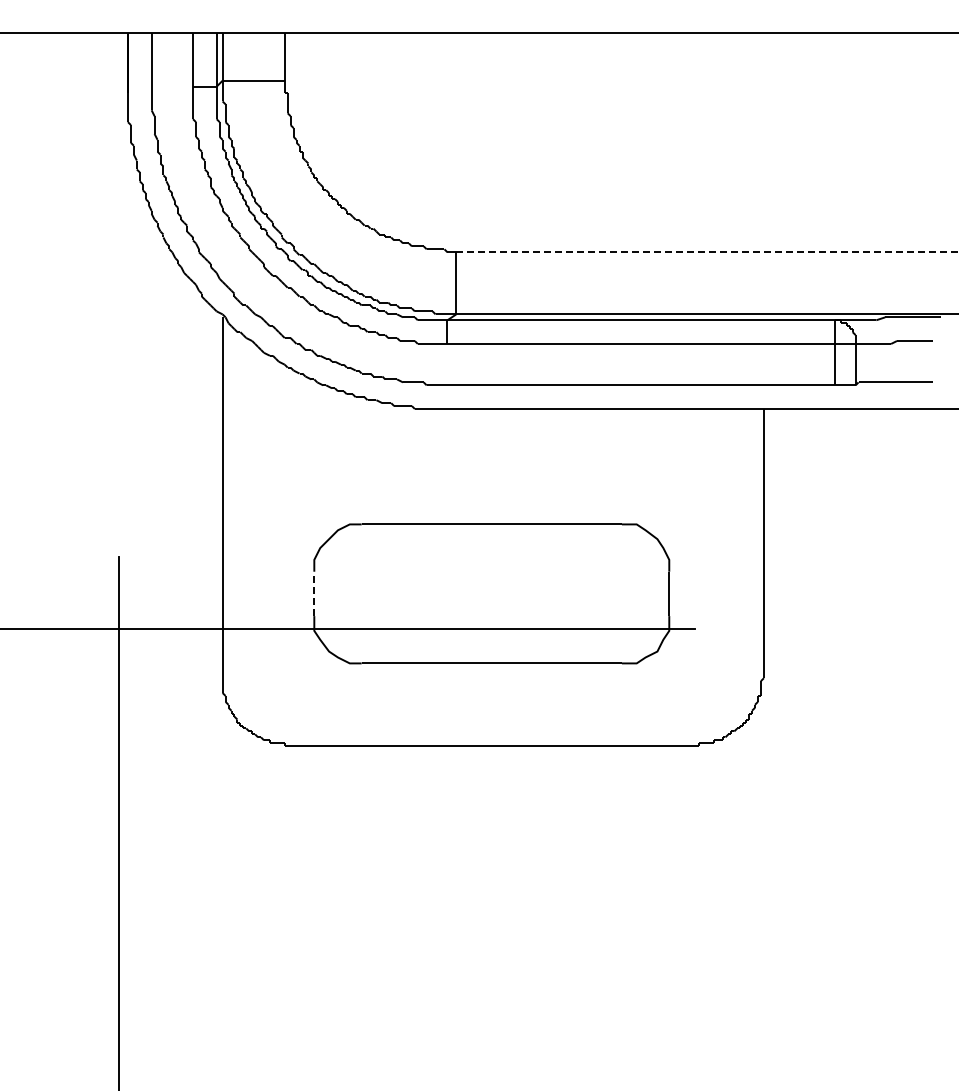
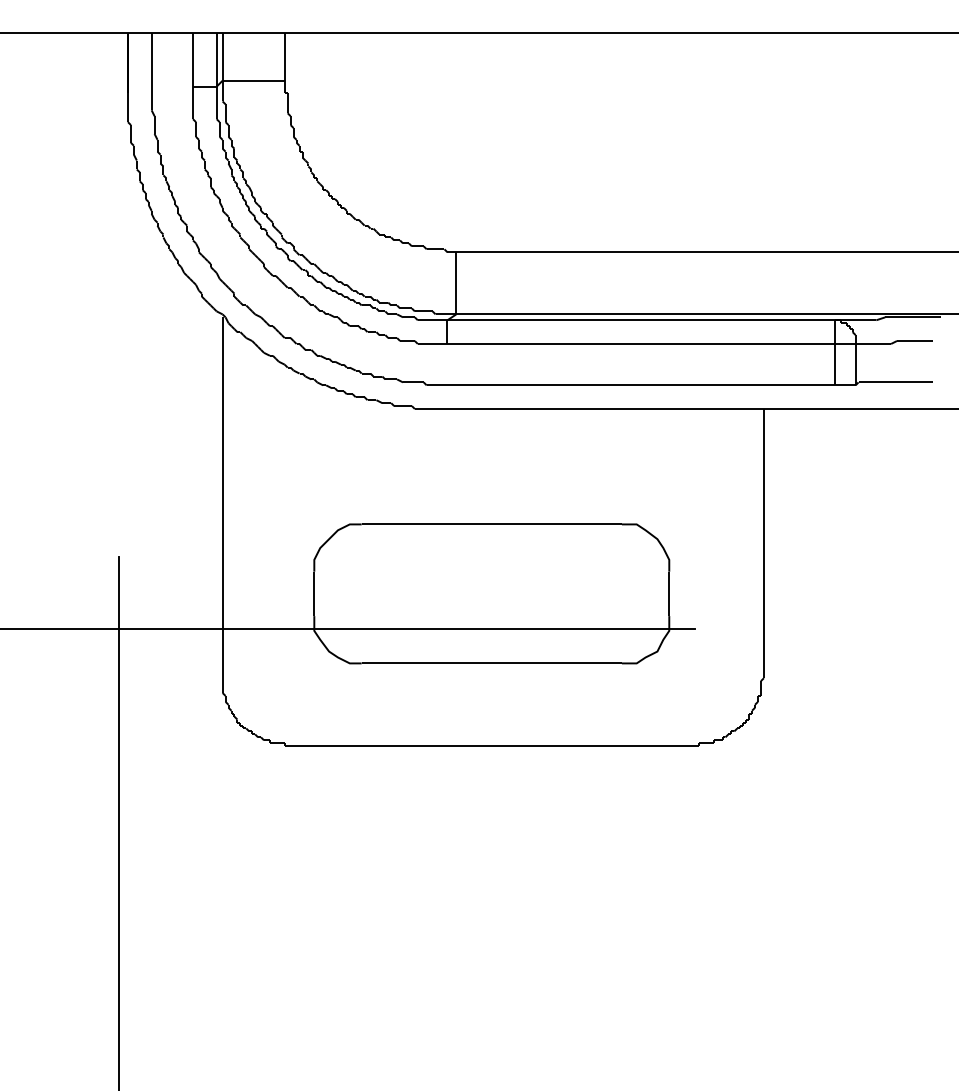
line: dashed -> solid (707, 252)
line: dashed -> solid (314, 593)
